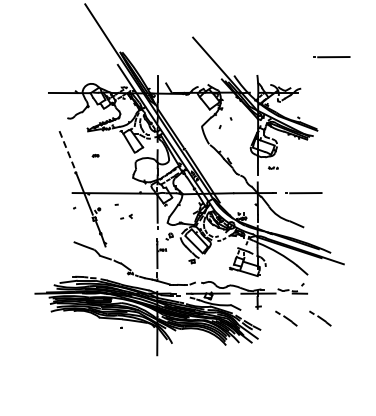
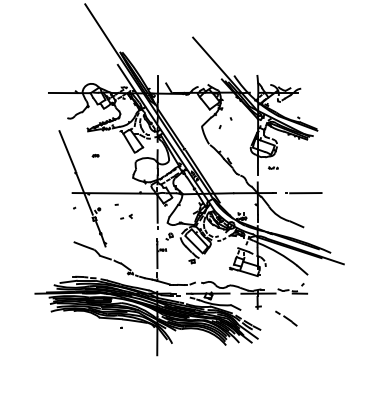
line: present -> none (331, 57)
line: dashed -> solid (67, 151)
part: present -> none (320, 318)
